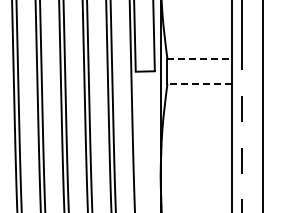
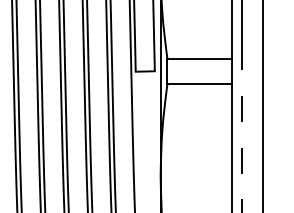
line: dashed -> solid (200, 59)
line: dashed -> solid (199, 83)
